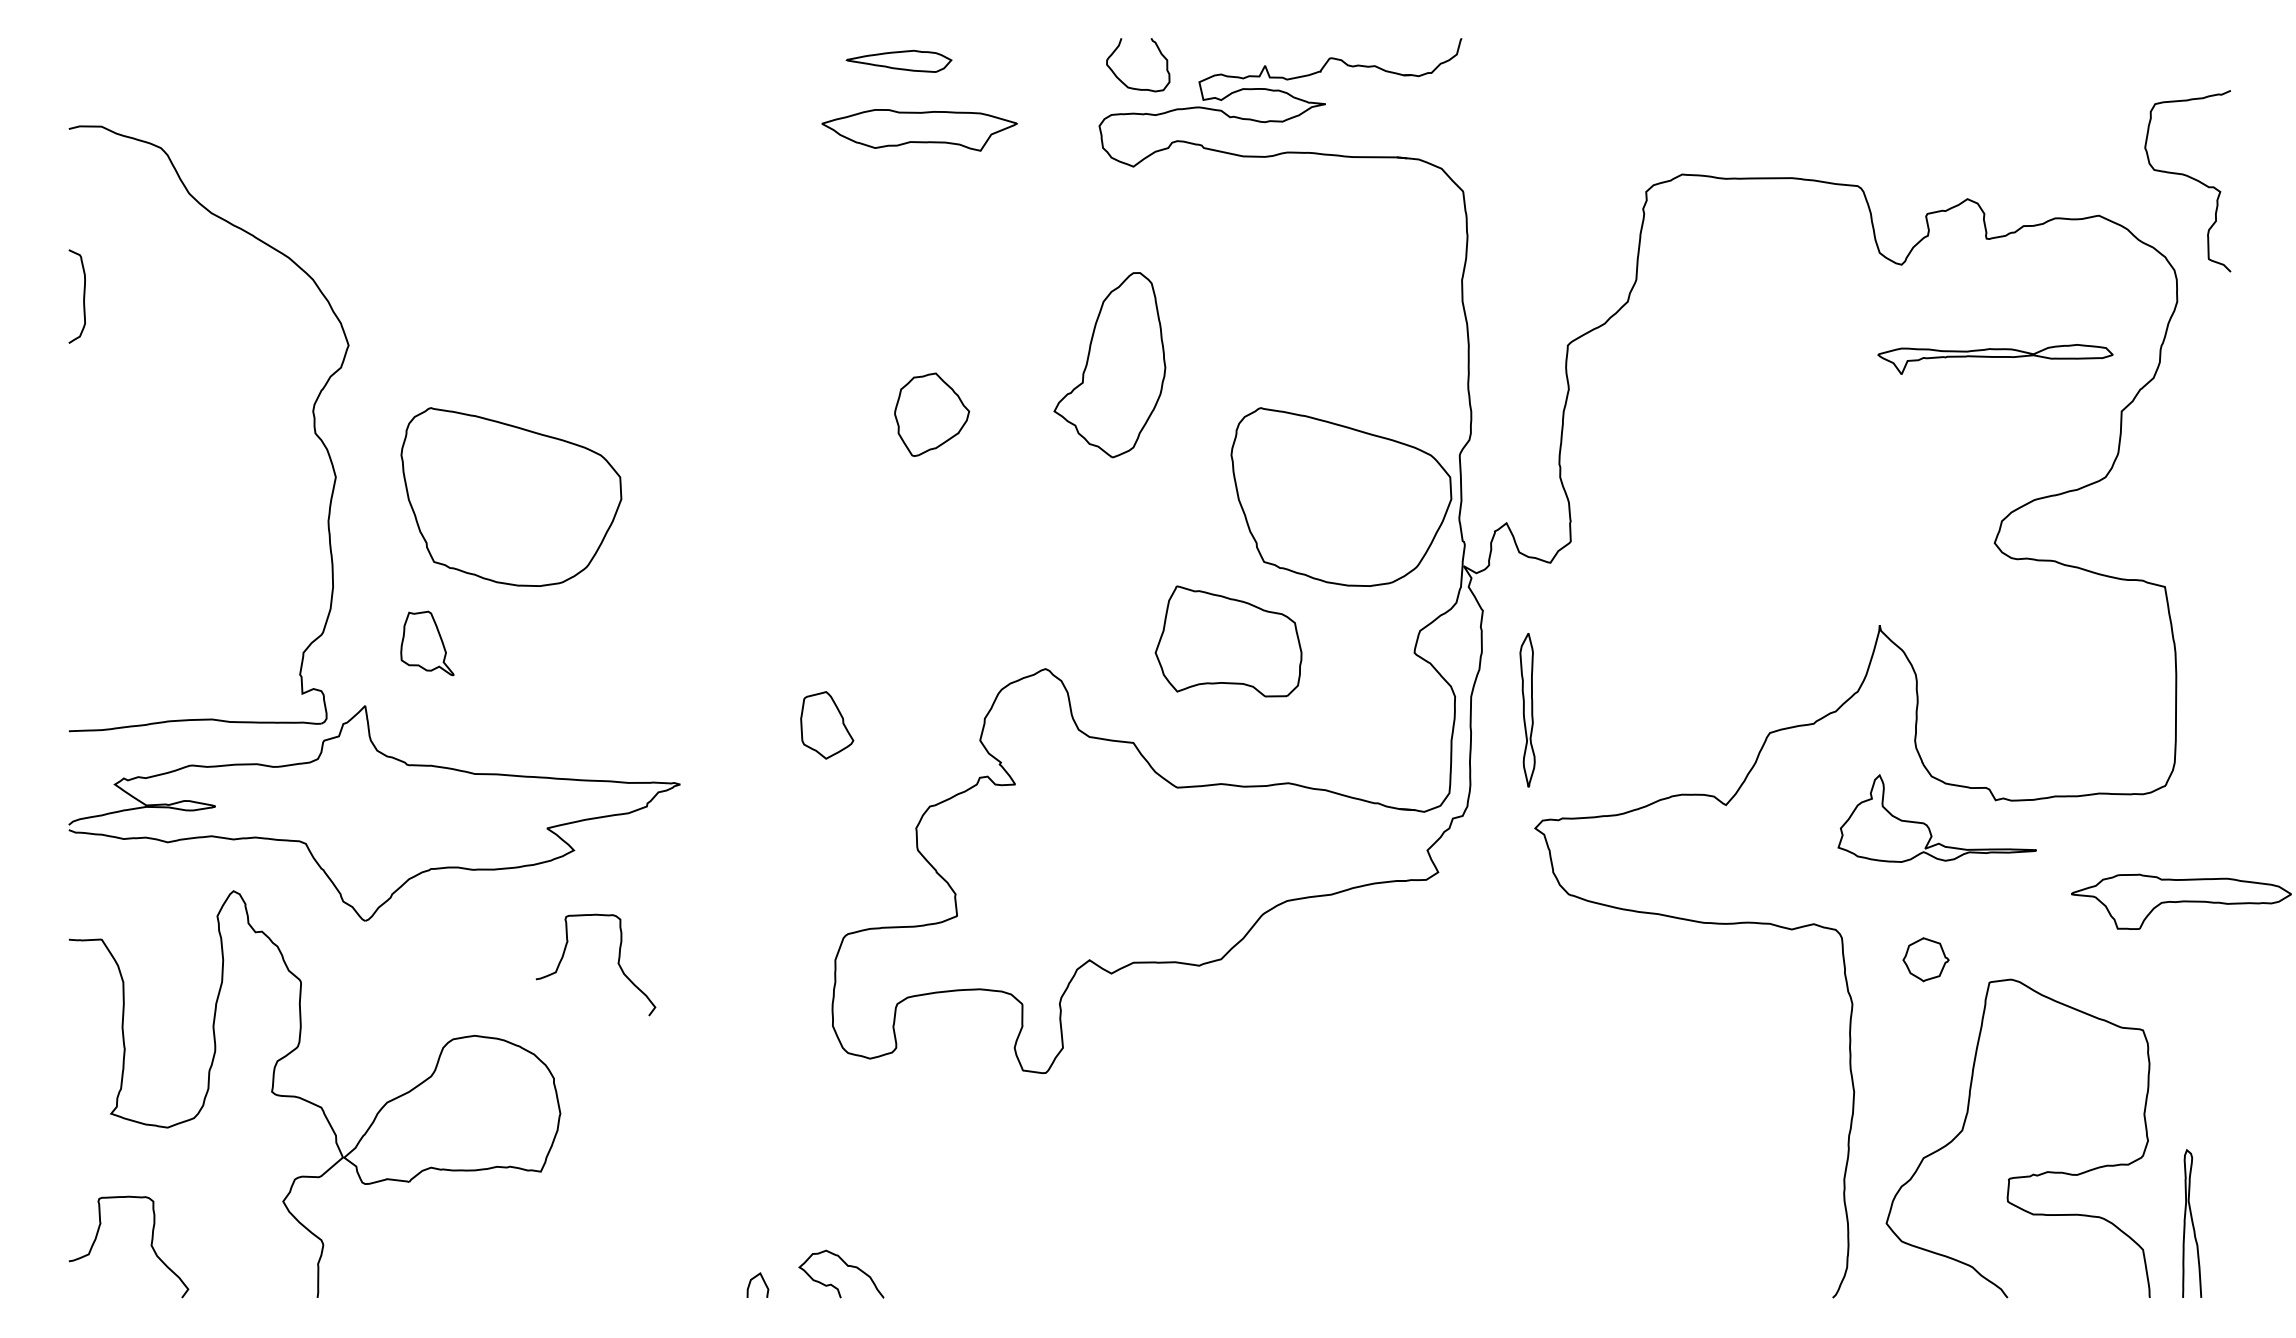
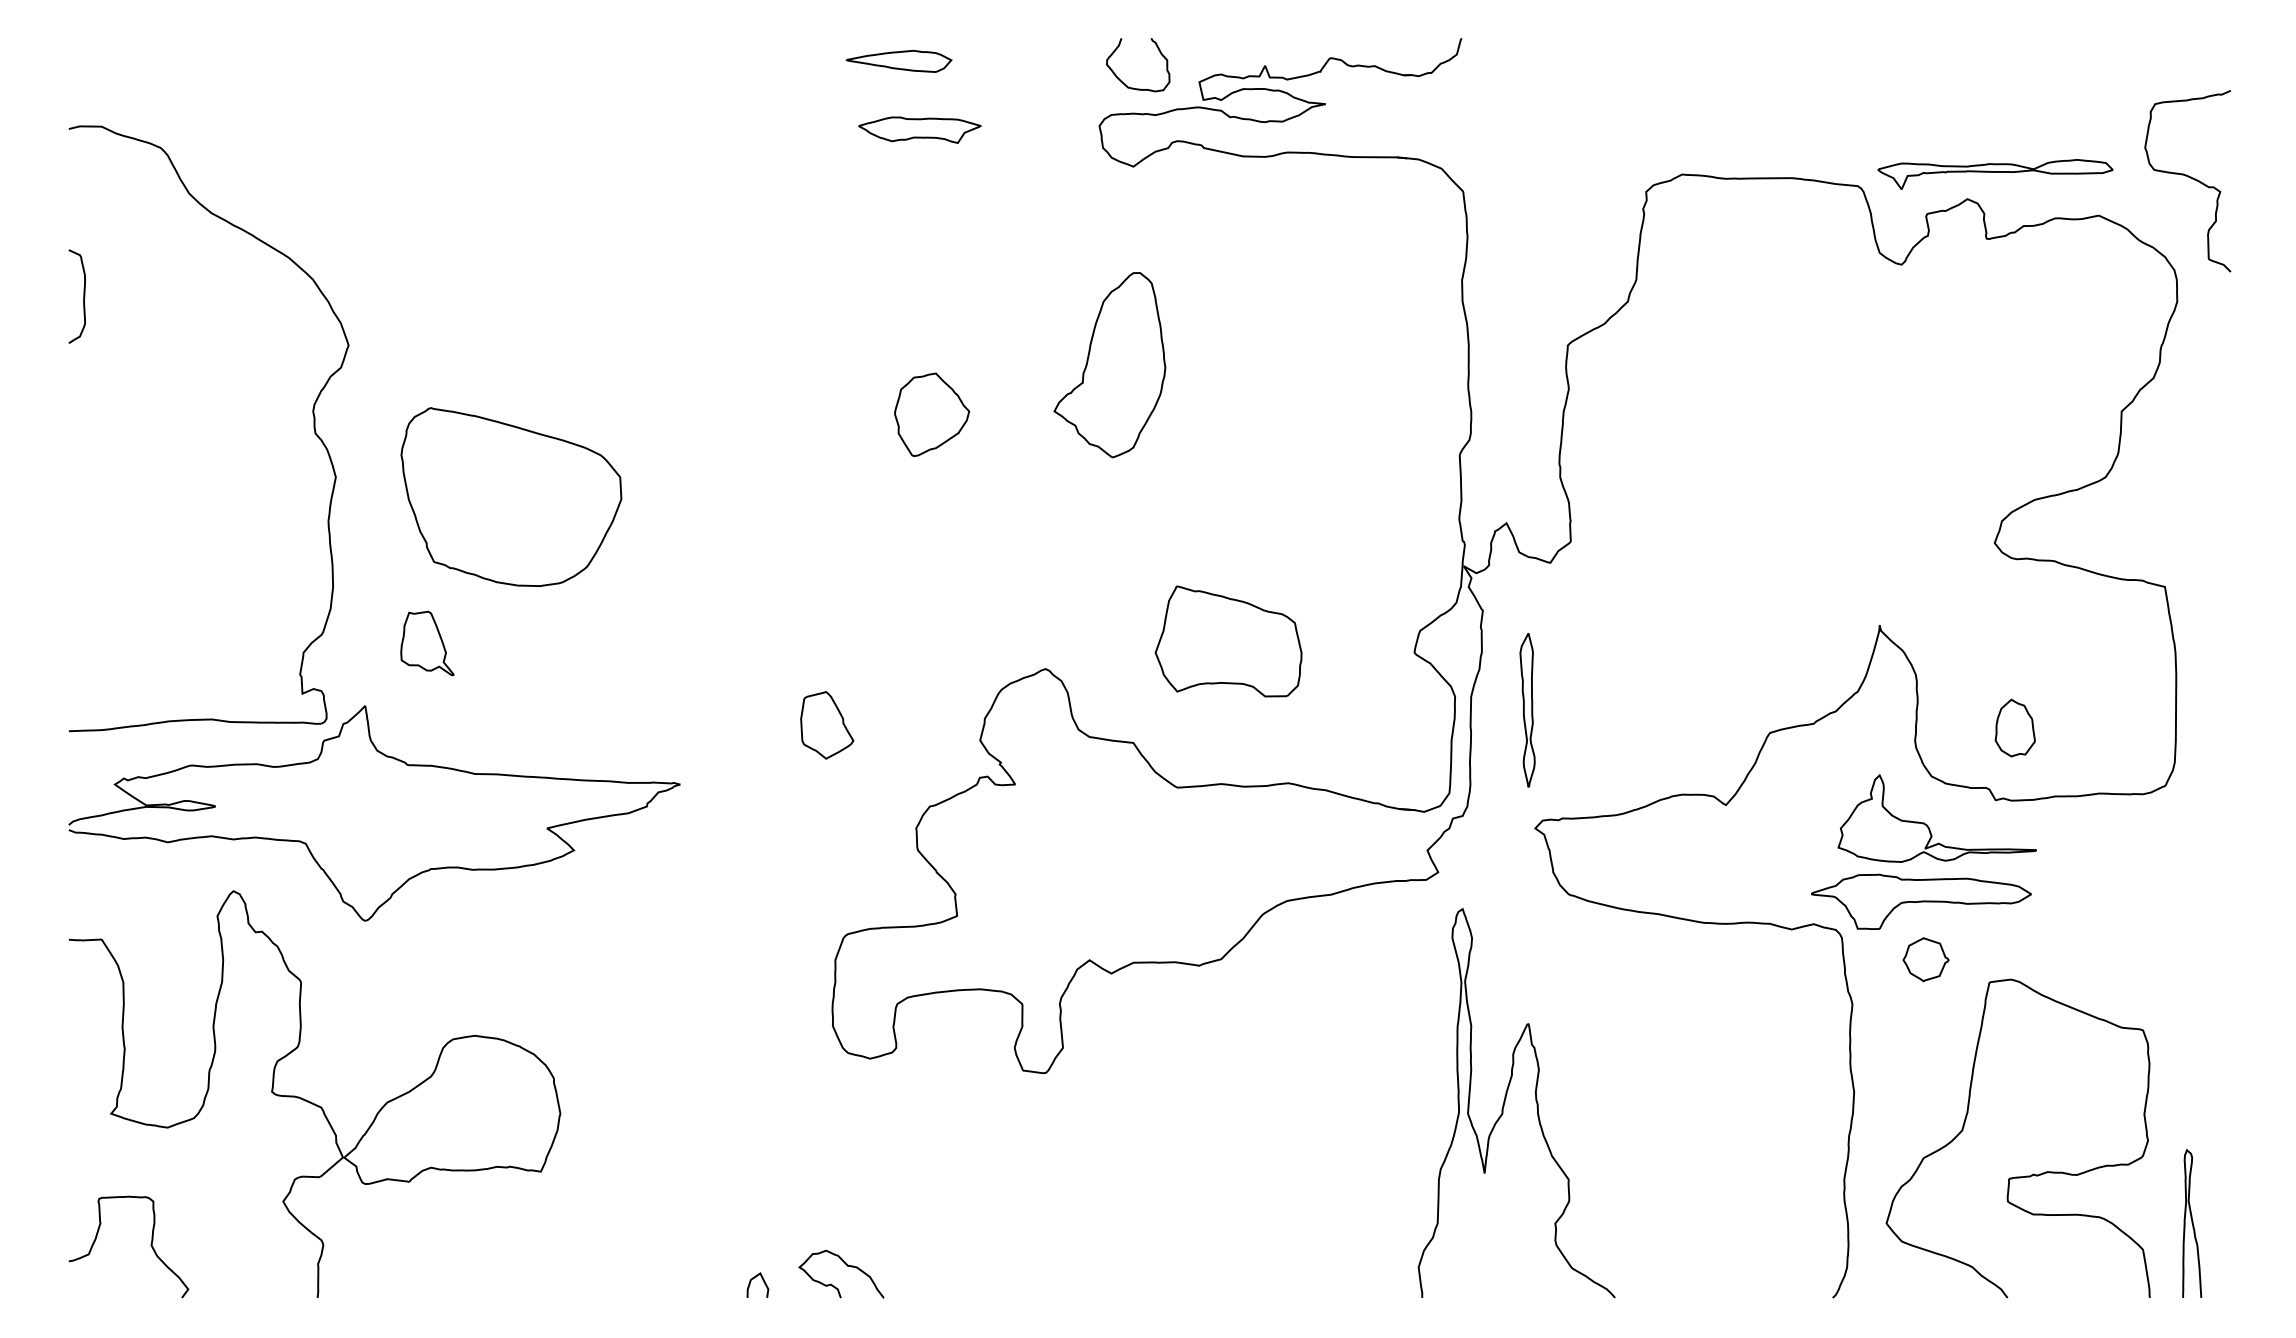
part size: 198x43 px -> 124x28 px (919, 129)
part position: (1995, 359) -> (1995, 174) (1995, 174)
part: present -> none (1341, 496)
part: none -> present (2014, 727)
part position: (2181, 901) -> (1921, 901) (1921, 901)
curve: present -> none (617, 963)
curve: none -> present (1505, 1102)
